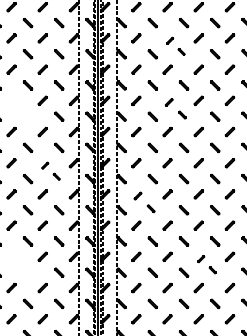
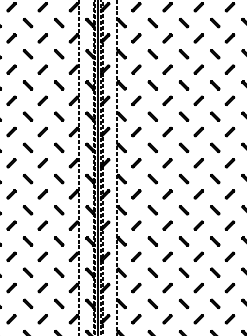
part size: 20x20 px -> 28x27 px (175, 46)
part: none -> present (19, 108)
part size: 22x22 px -> 28x27 px (175, 108)
part size: 20x20 px -> 28x27 px (50, 171)
part size: 23x23 px -> 27x27 px (144, 202)
part: none -> present (19, 264)
part size: 20x20 px -> 28x27 px (206, 264)
